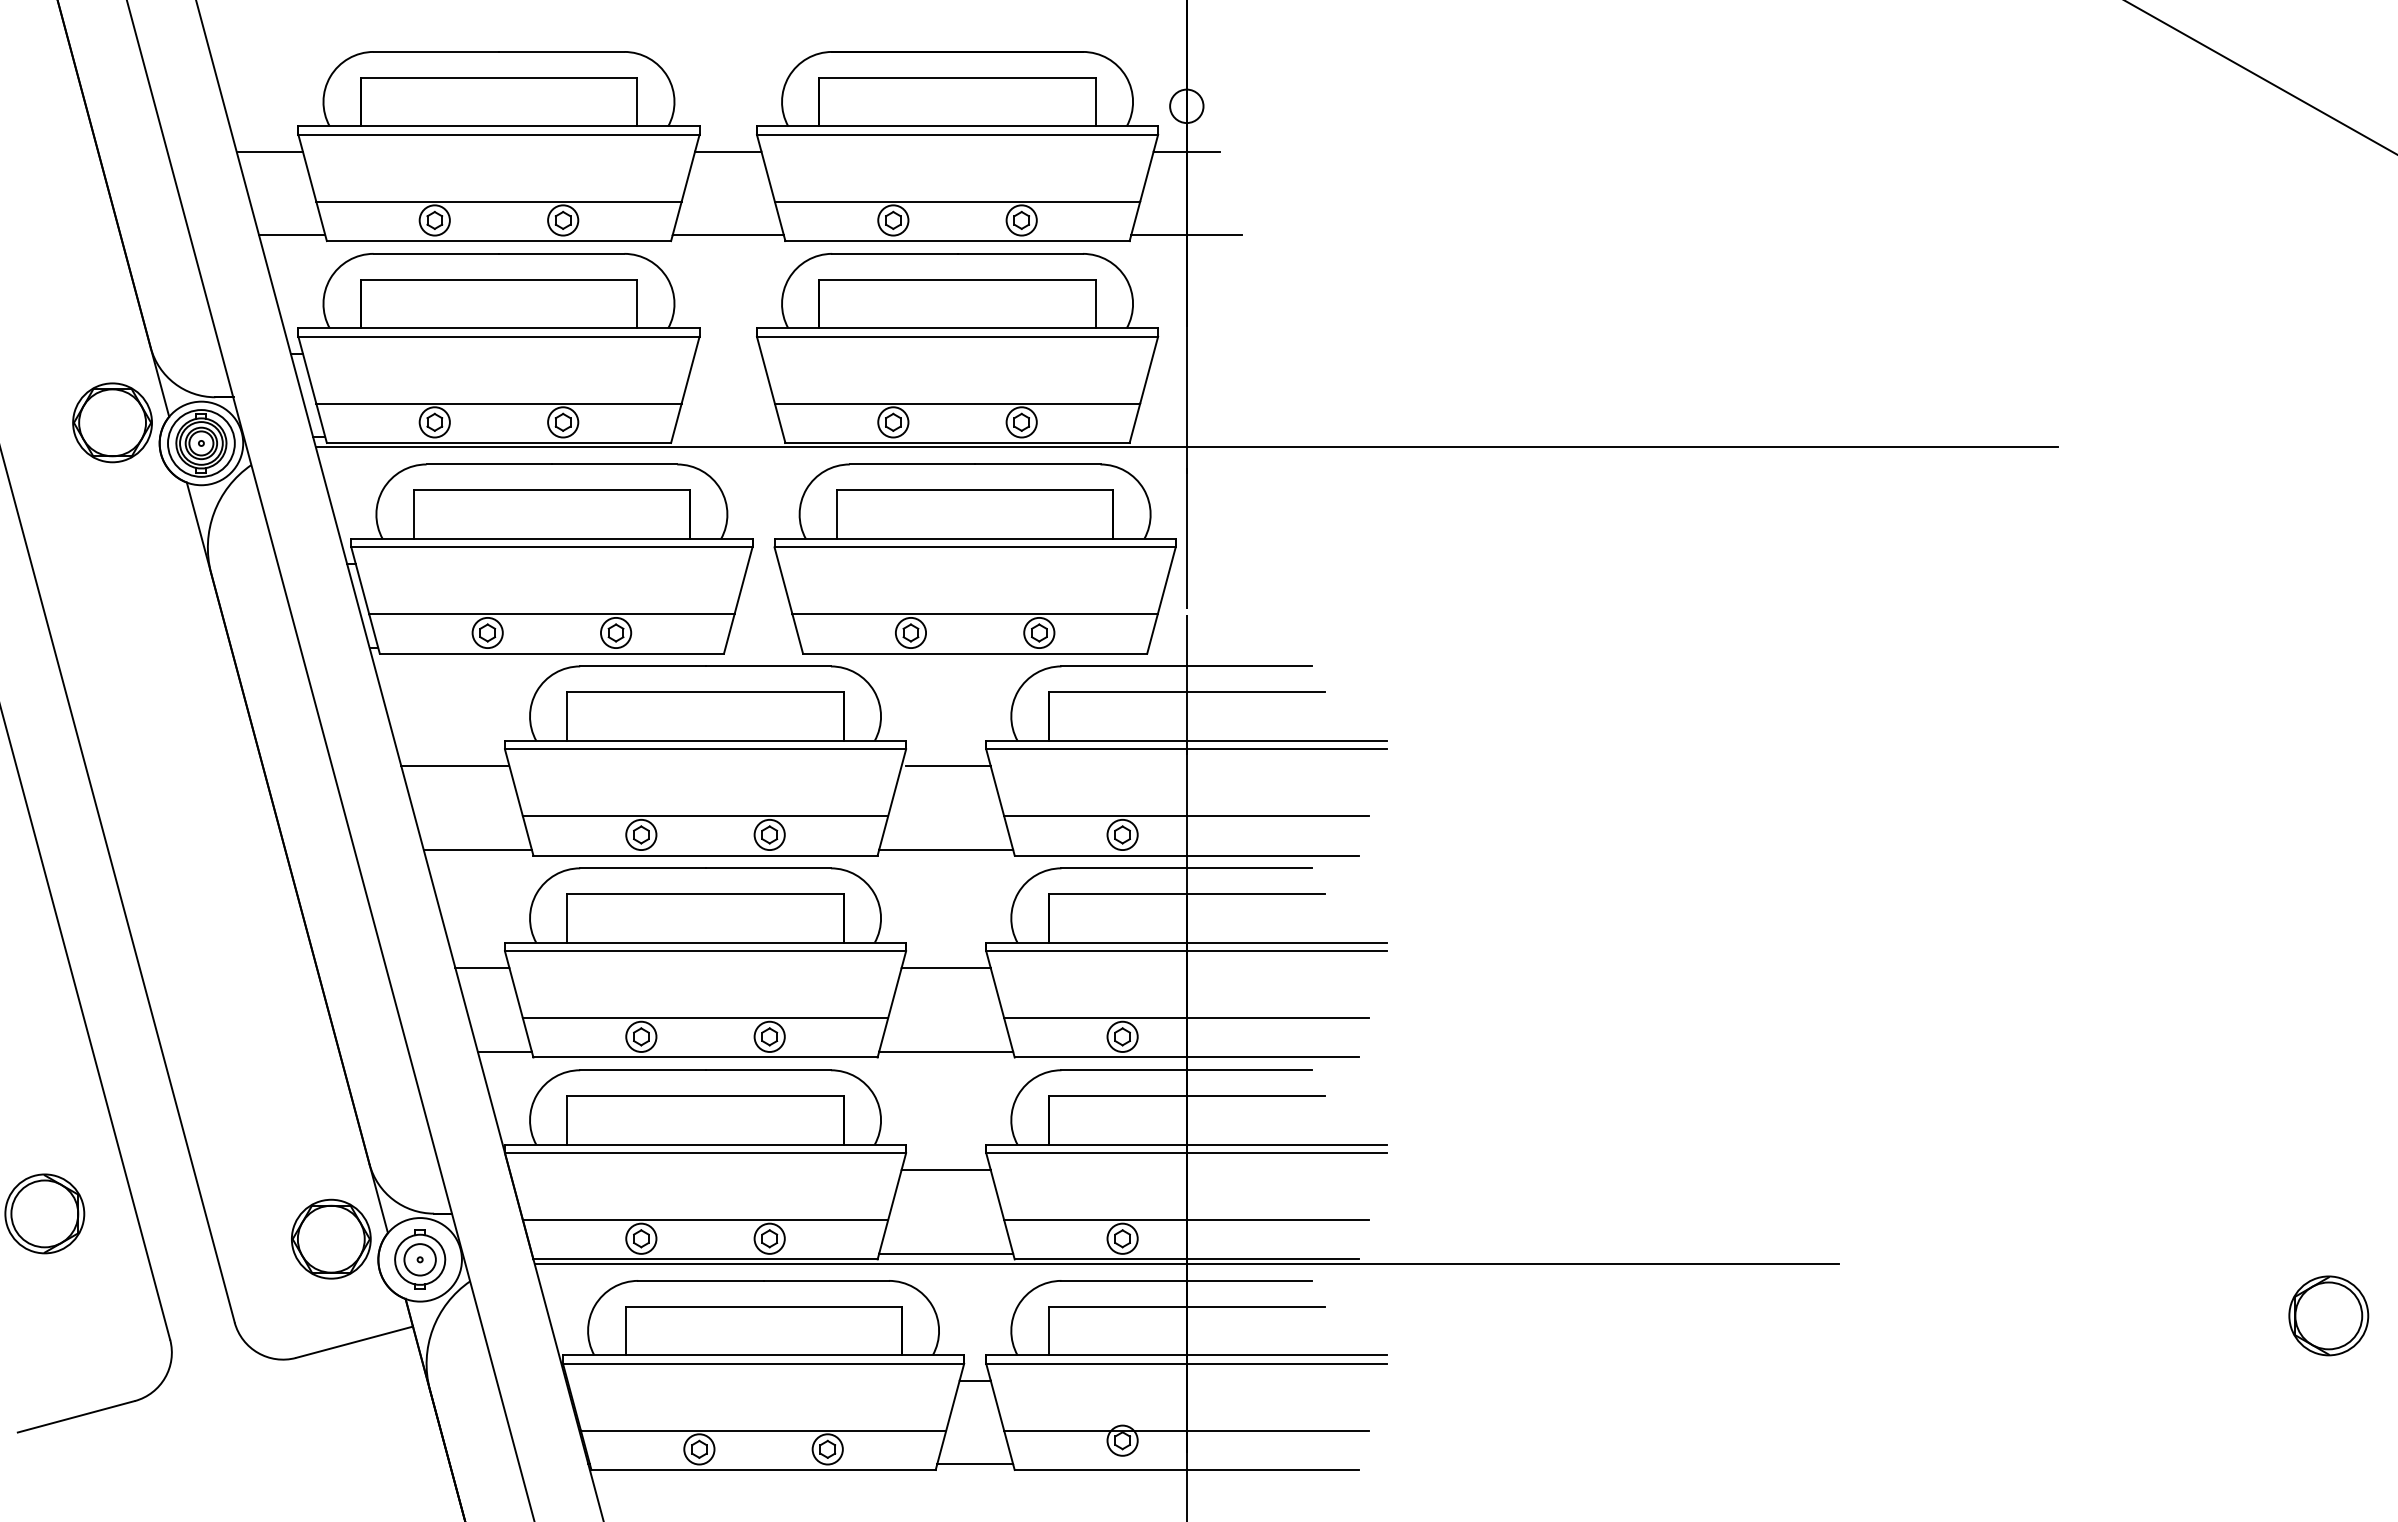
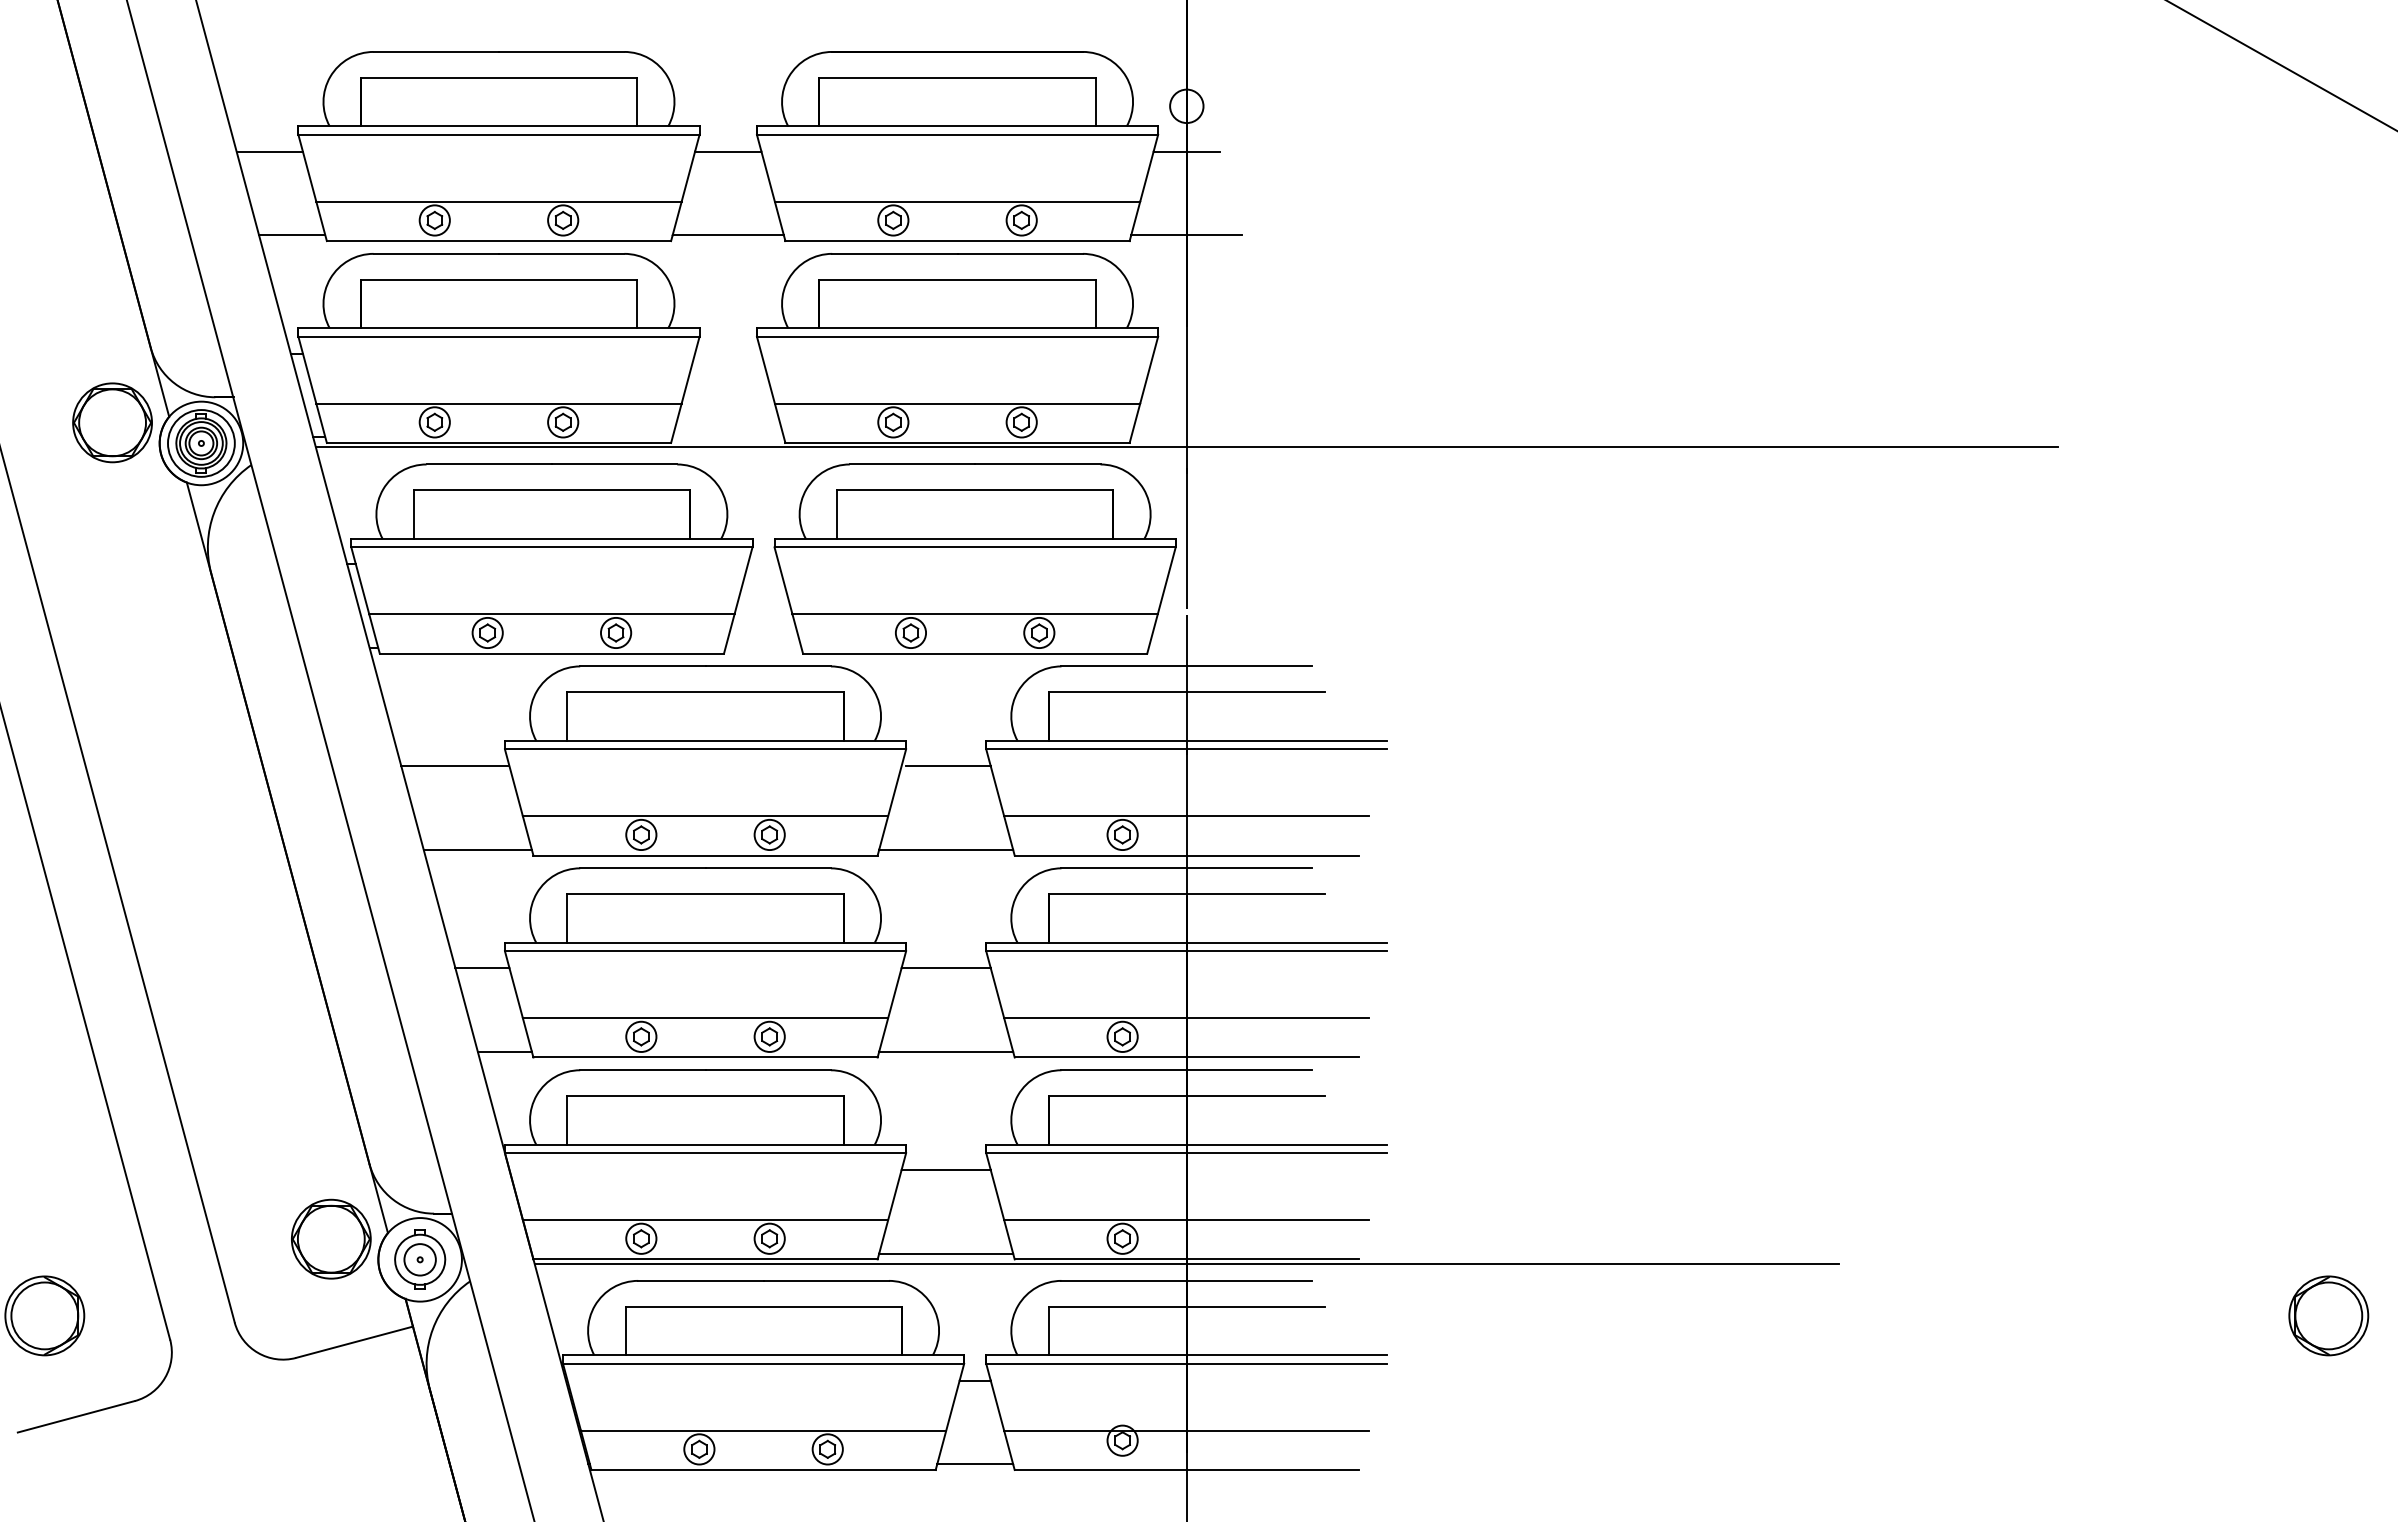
line position: (2260, 77) -> (2281, 65) (2281, 65)
part position: (44, 1213) -> (44, 1315) (44, 1315)
